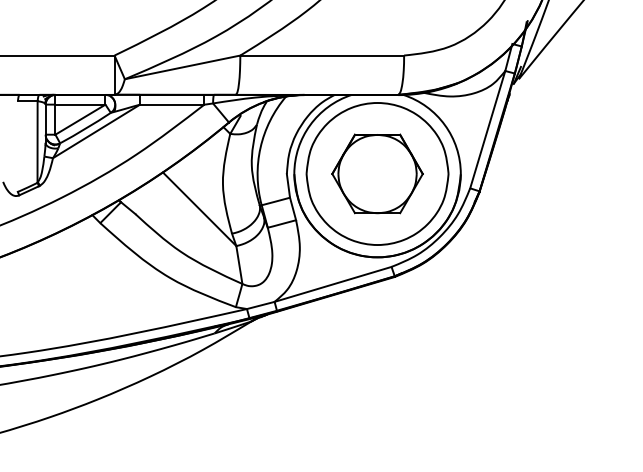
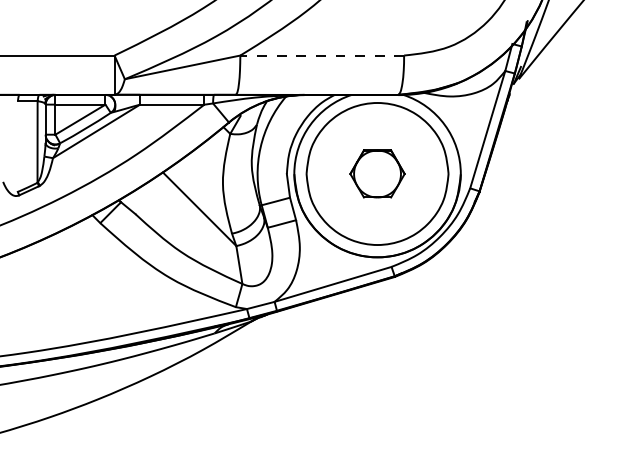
line: solid -> dashed (322, 55)
part size: 93x82 px -> 57x50 px (377, 173)
